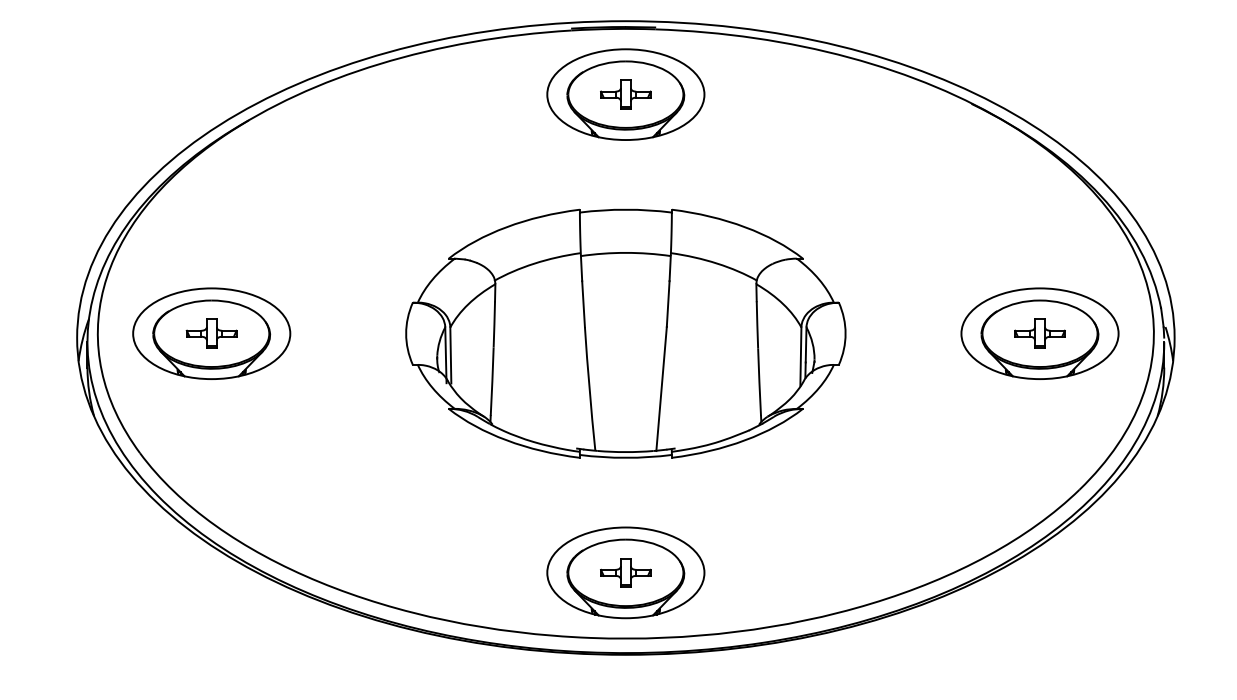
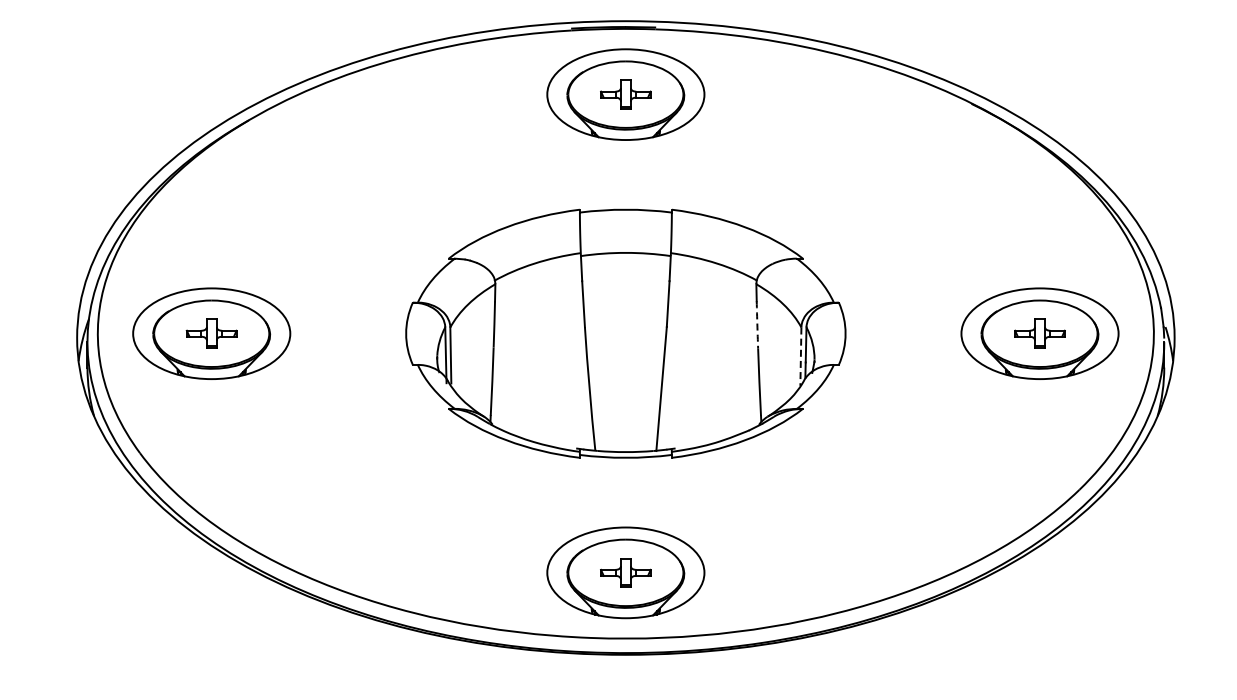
arc: solid -> dashed (757, 324)
line: solid -> dashed (800, 357)
